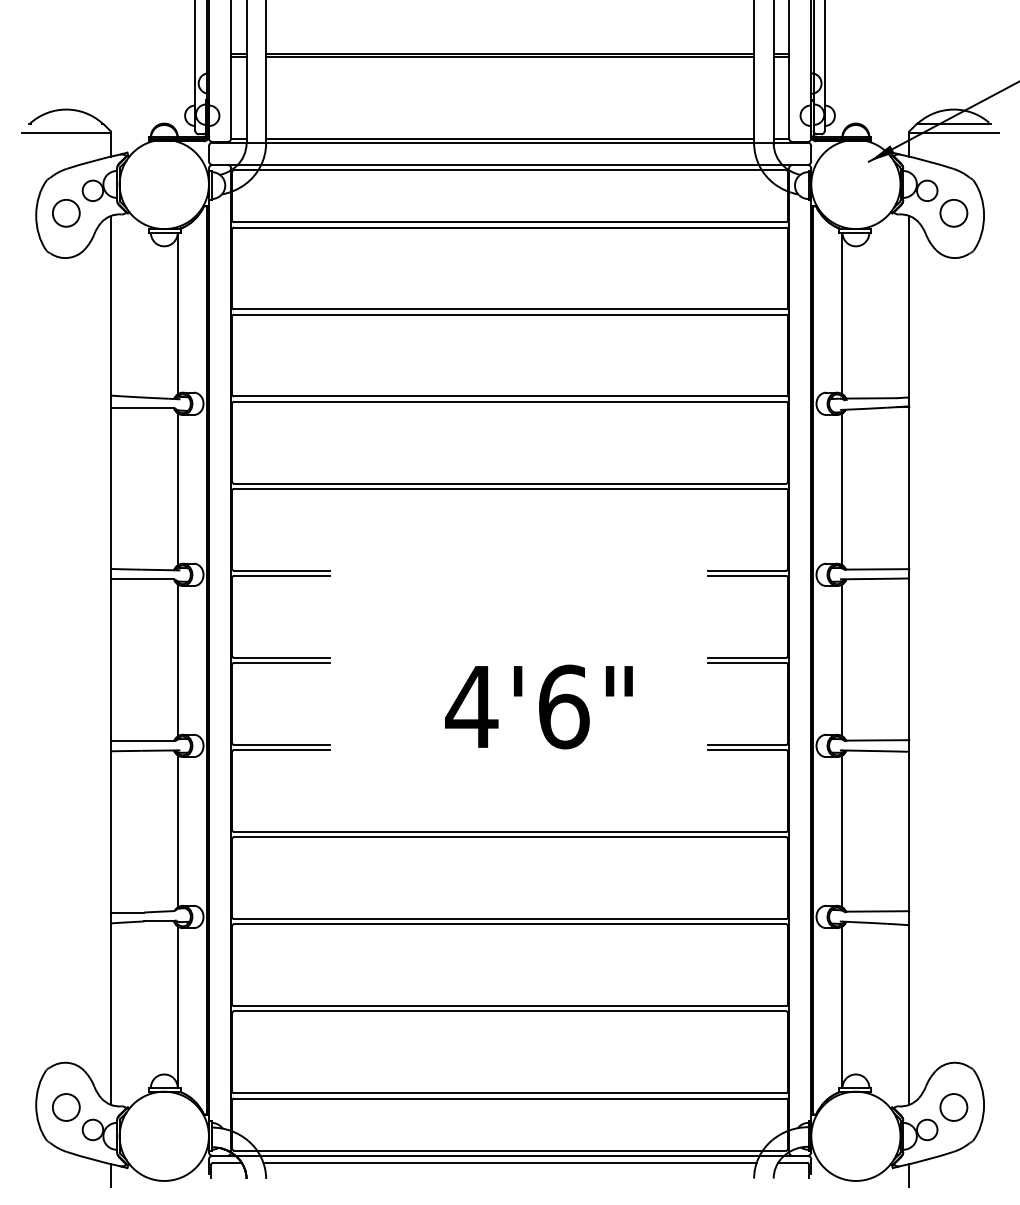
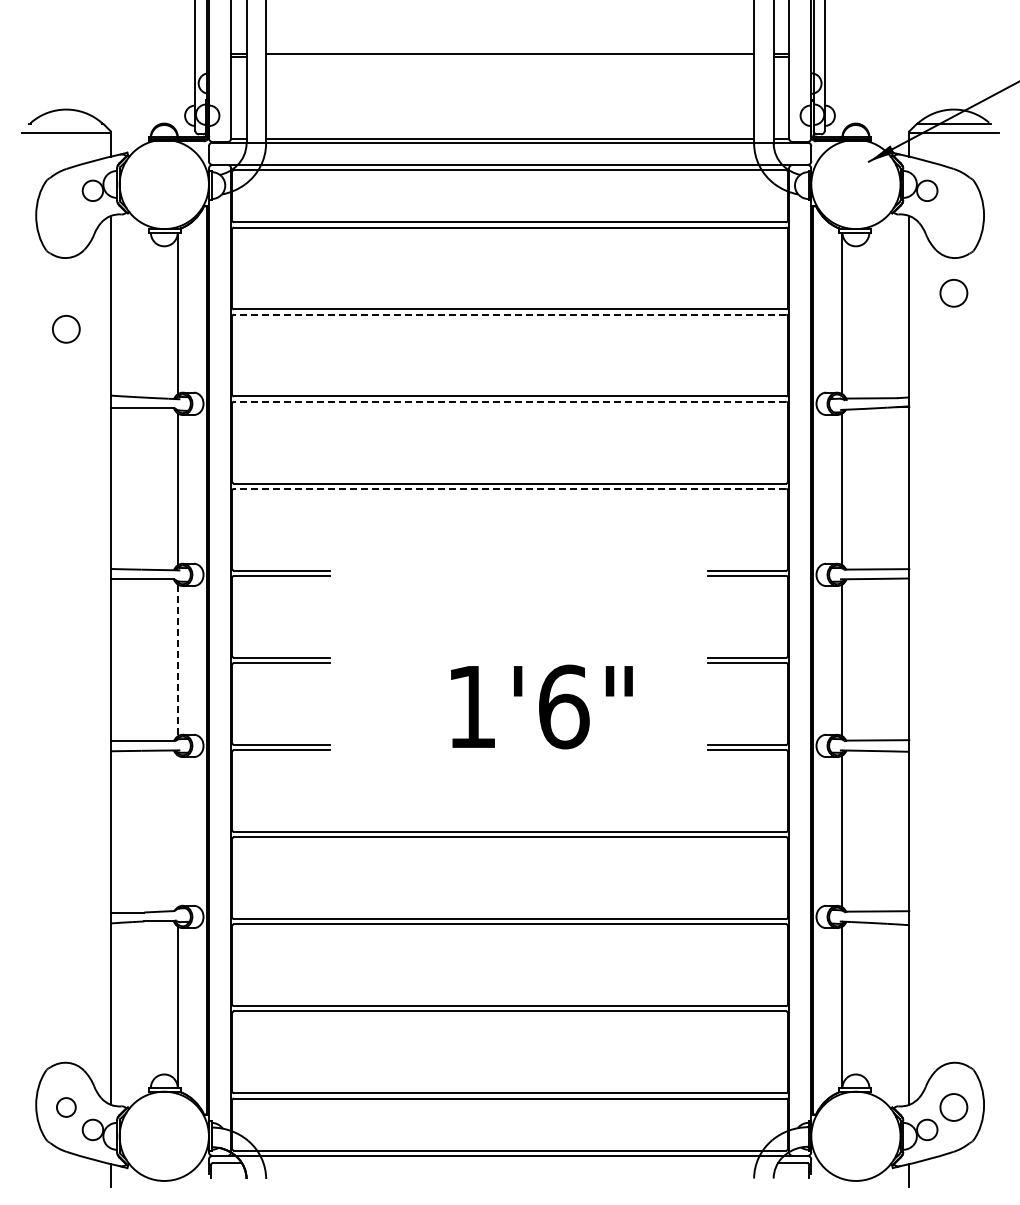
line: present -> none (510, 57)
circle position: (66, 213) -> (66, 329) (66, 329)
circle position: (953, 213) -> (953, 293) (953, 293)
line: solid -> dashed (509, 314)
line: solid -> dashed (509, 401)
line: solid -> dashed (509, 488)
line: solid -> dashed (178, 660)
text: 4'6" -> 1'6" (471, 706)
line: present -> none (178, 831)
circle size: 29x29 px -> 21x21 px (66, 1107)
line: present -> none (509, 1163)
